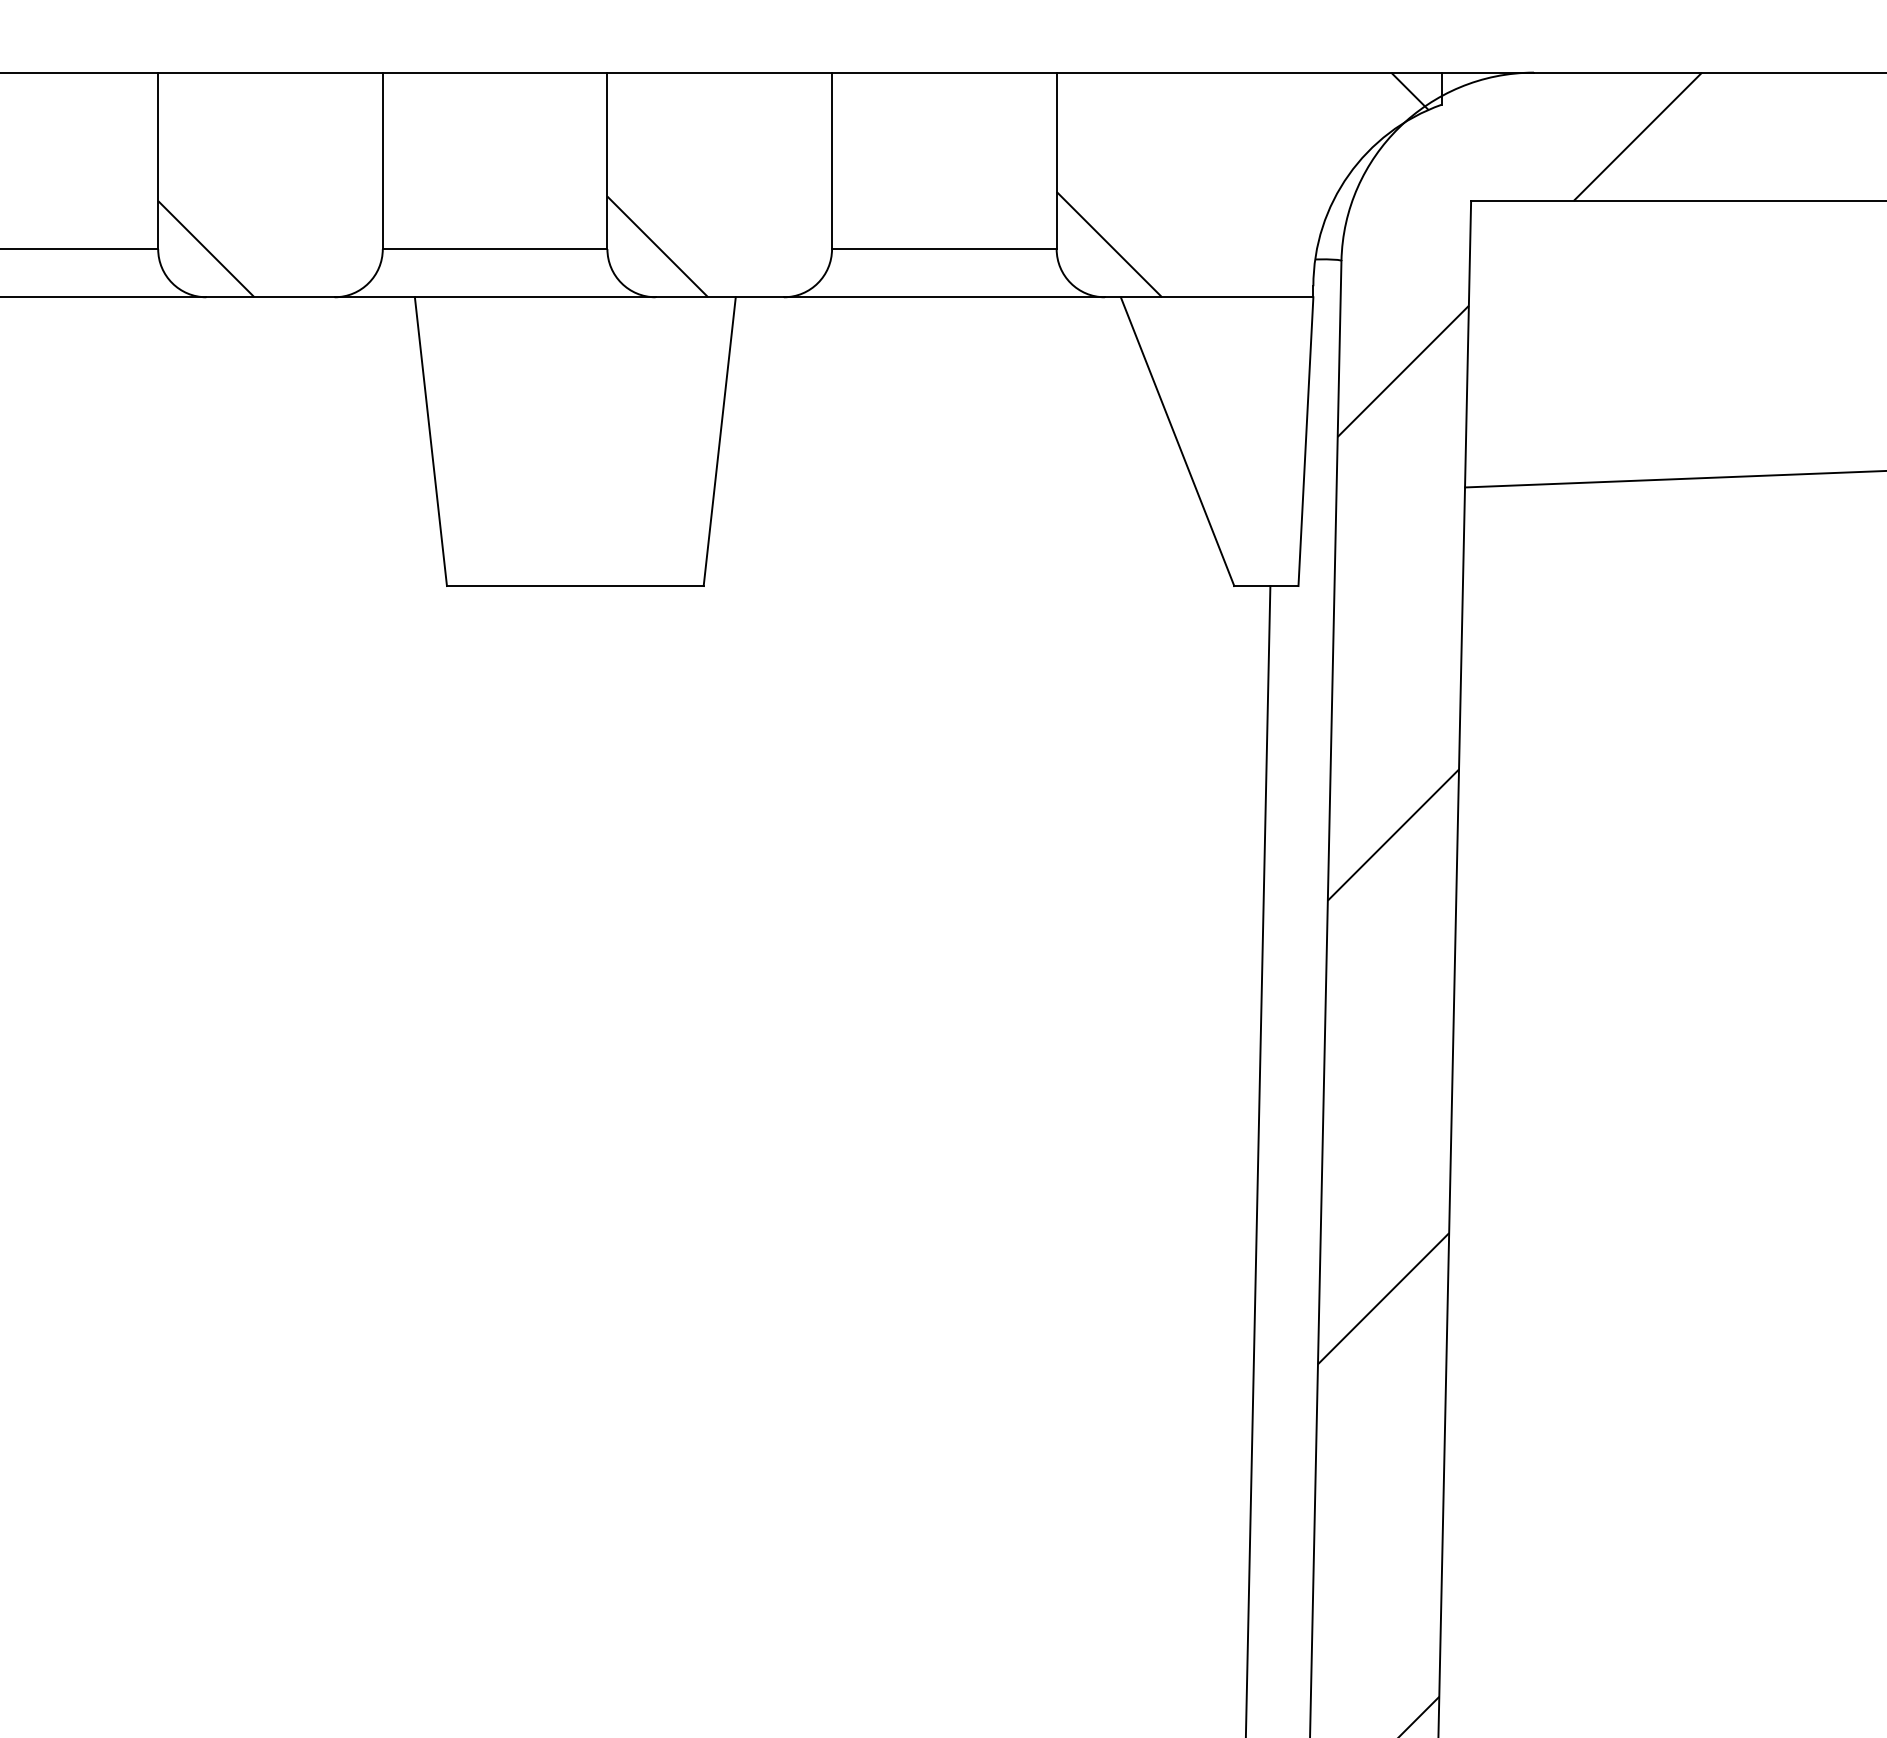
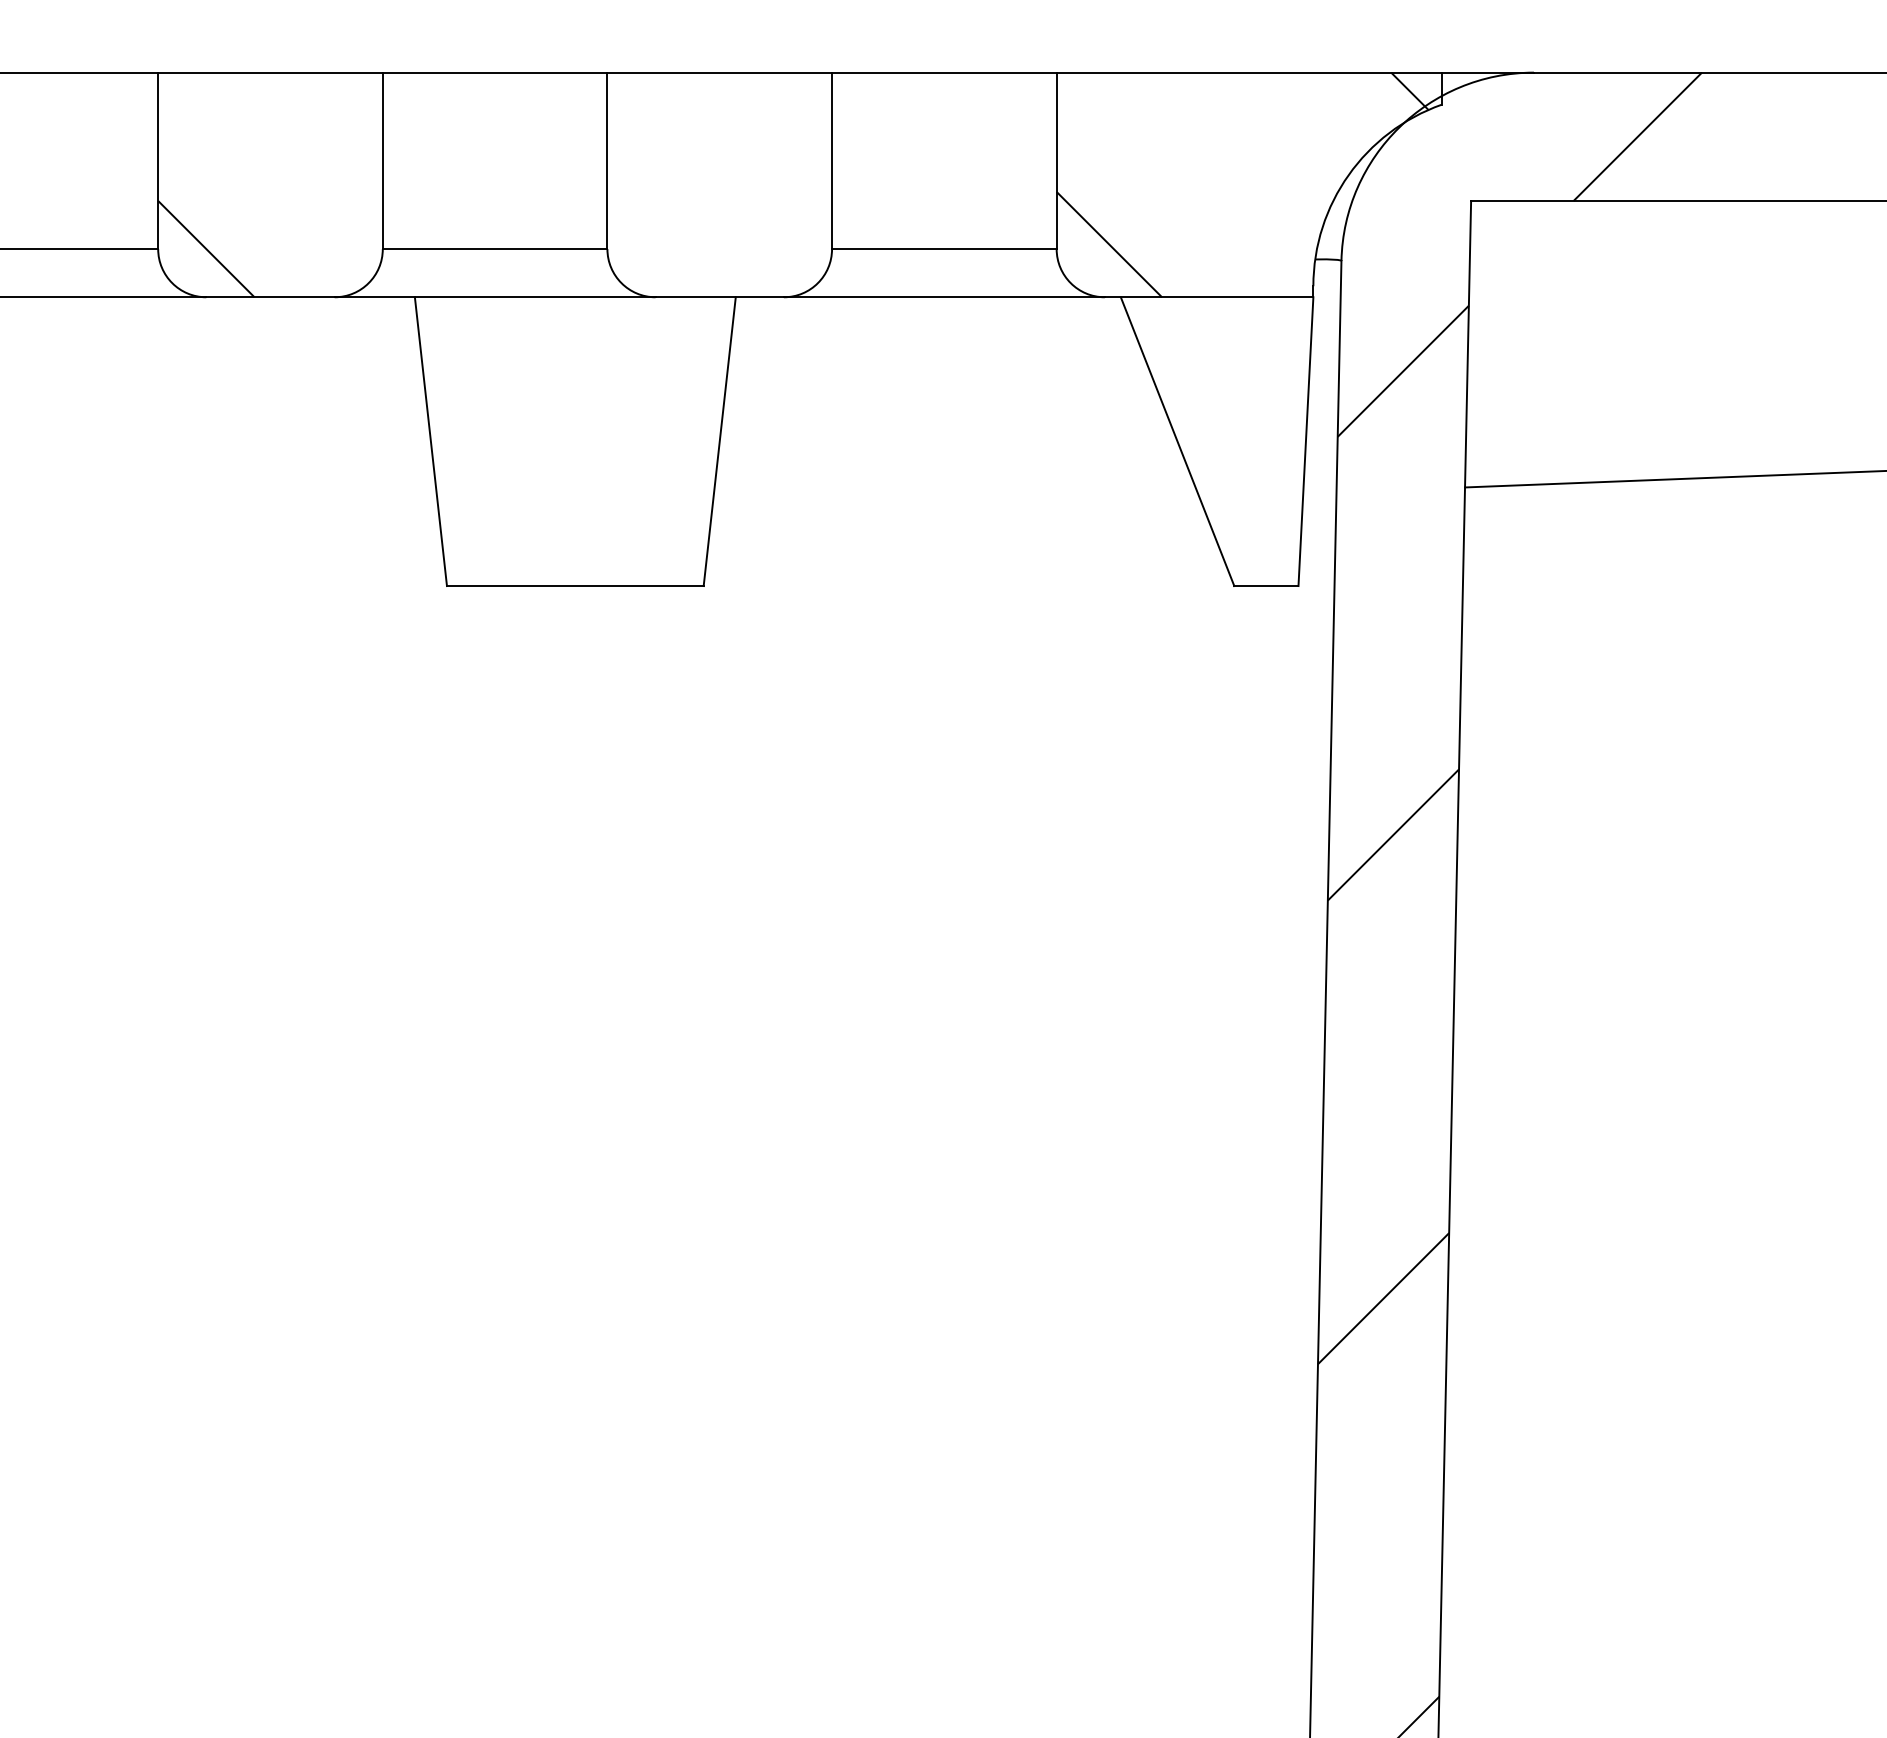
hatch: present -> none (657, 246)
line: present -> none (1257, 1160)
